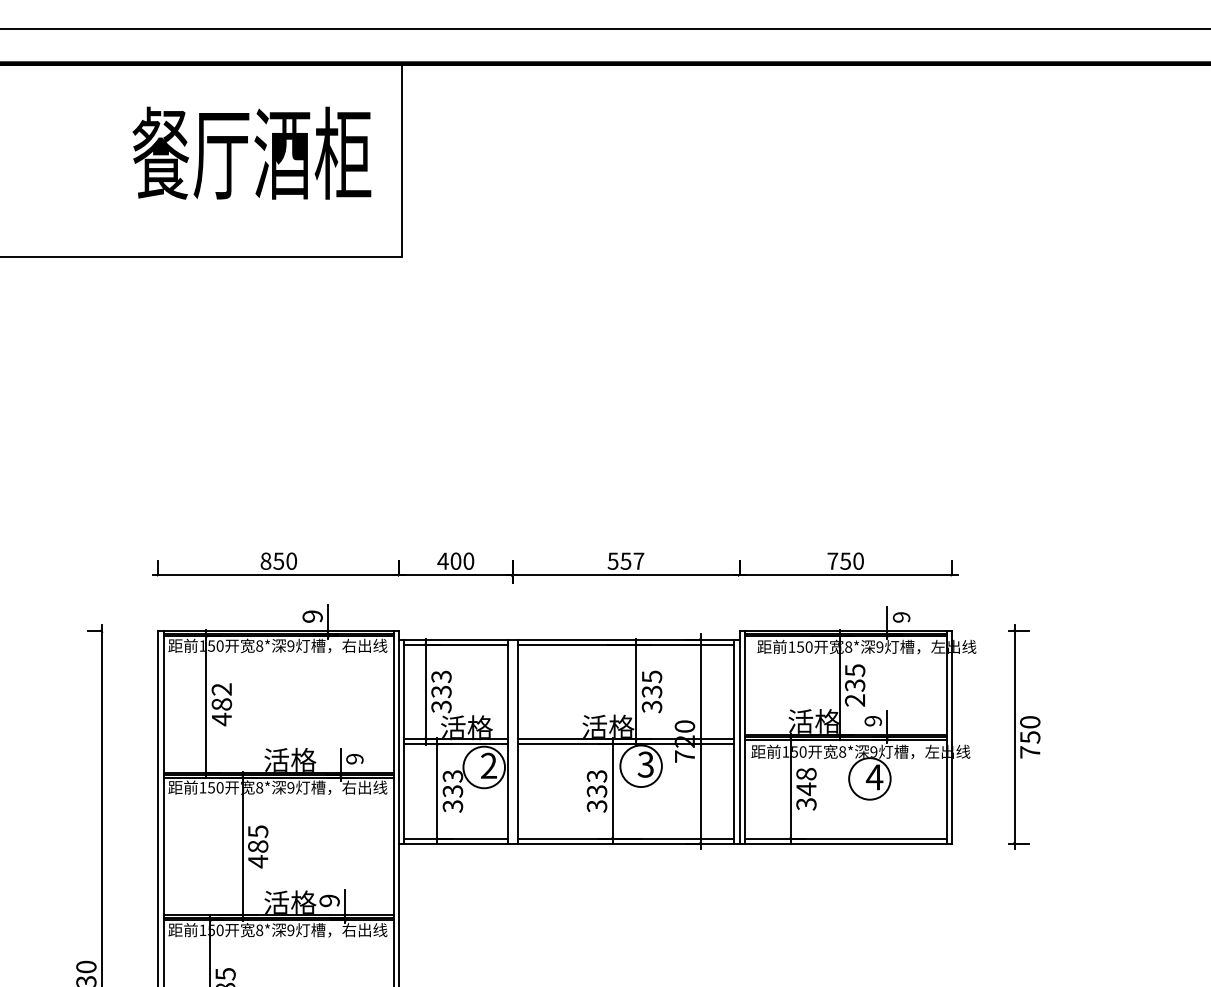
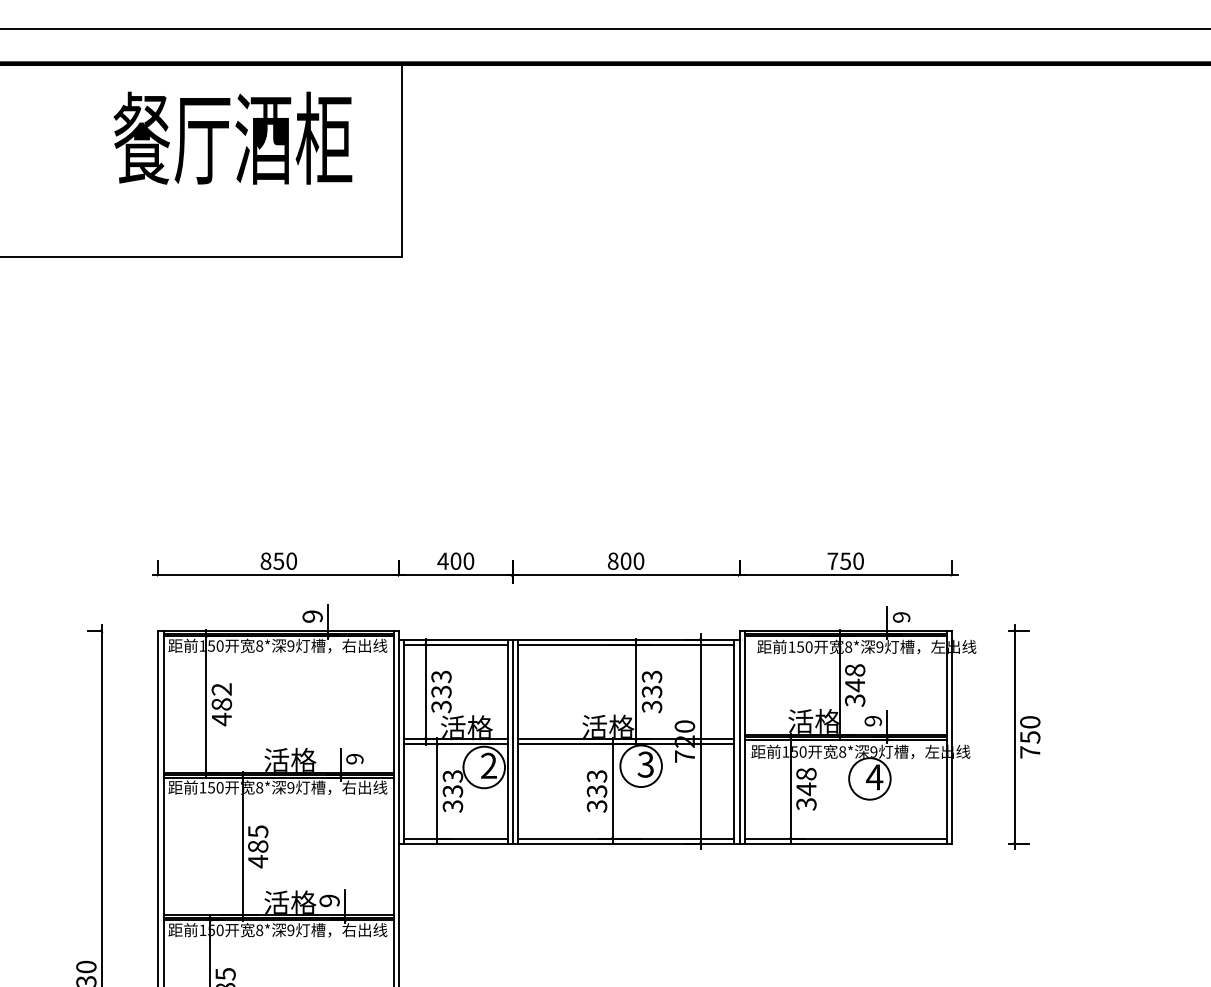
text position: (251, 152) -> (232, 137) (232, 137)
text: 557 -> 800 (625, 560)
text: 335 -> 333 (651, 676)
text: 235 -> 348 (855, 685)
line: none -> present (512, 741)
